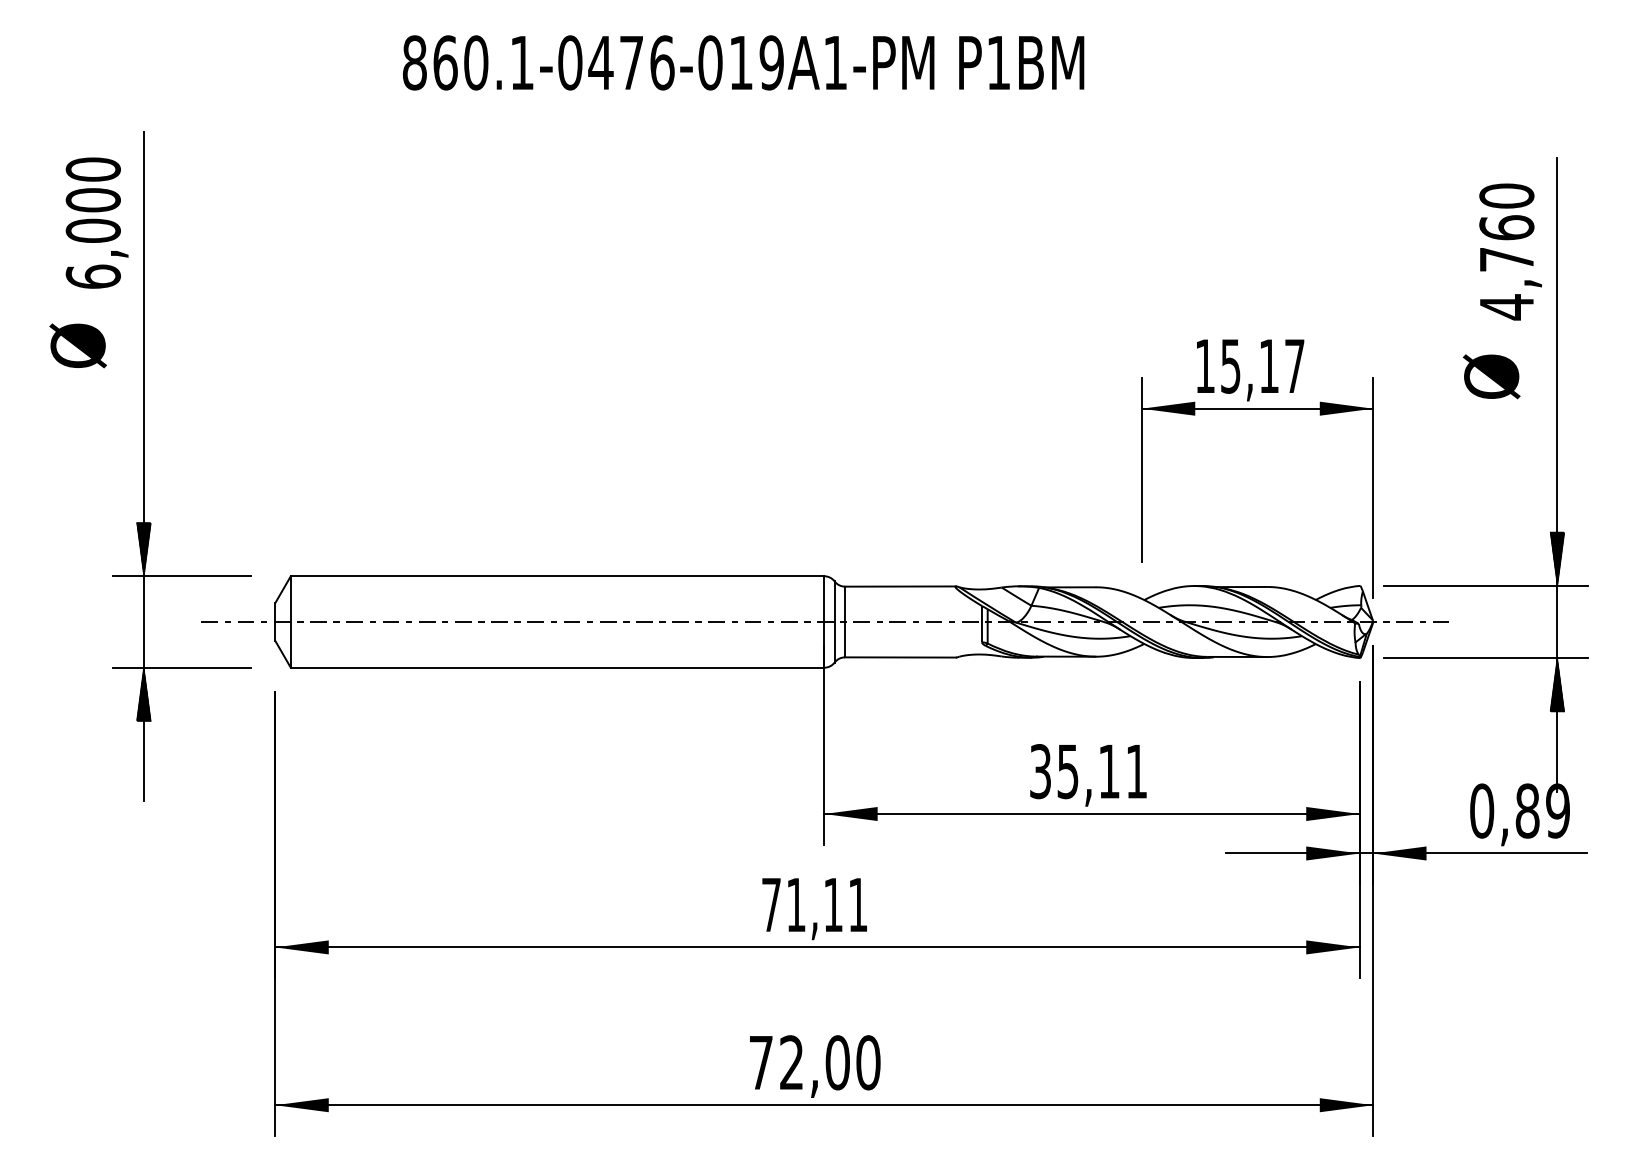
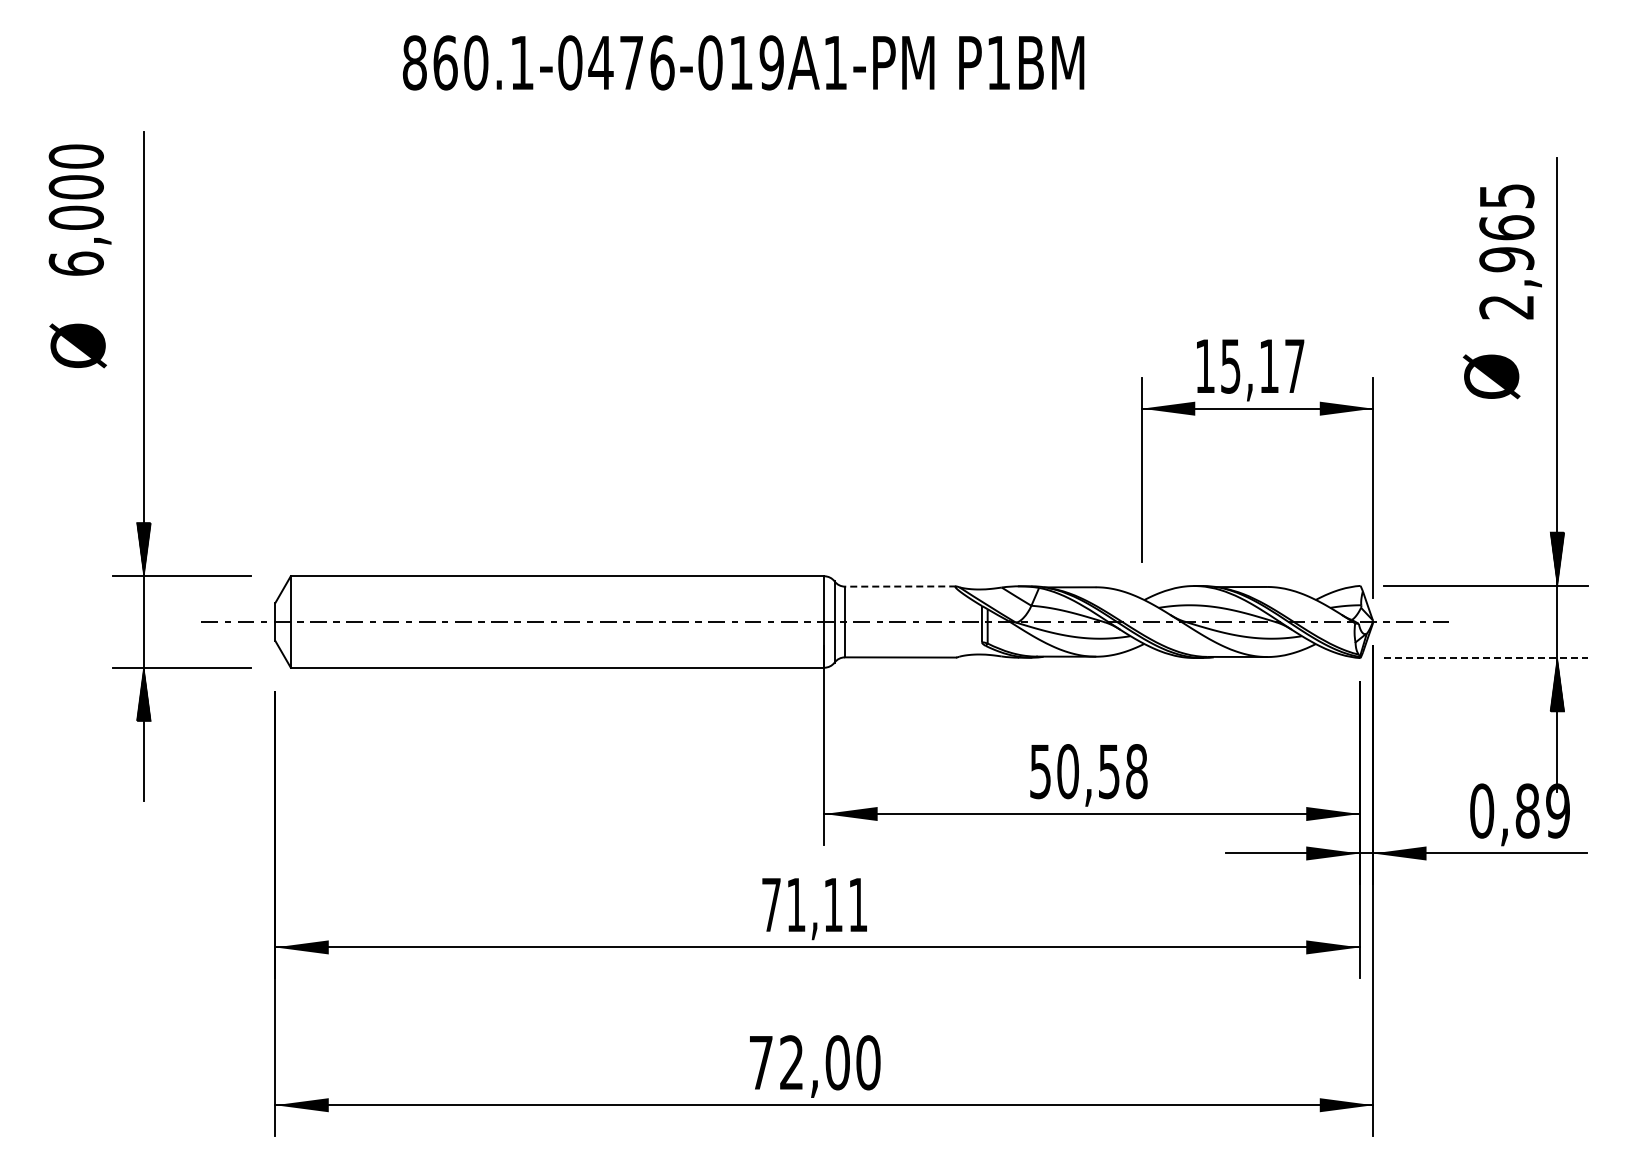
text position: (96, 222) -> (79, 209) (79, 209)
text: 4,760 -> 2,965 (1506, 251)
line: solid -> dashed (900, 586)
line: solid -> dashed (1486, 658)
text: 35,11 -> 50,58 (1088, 771)
